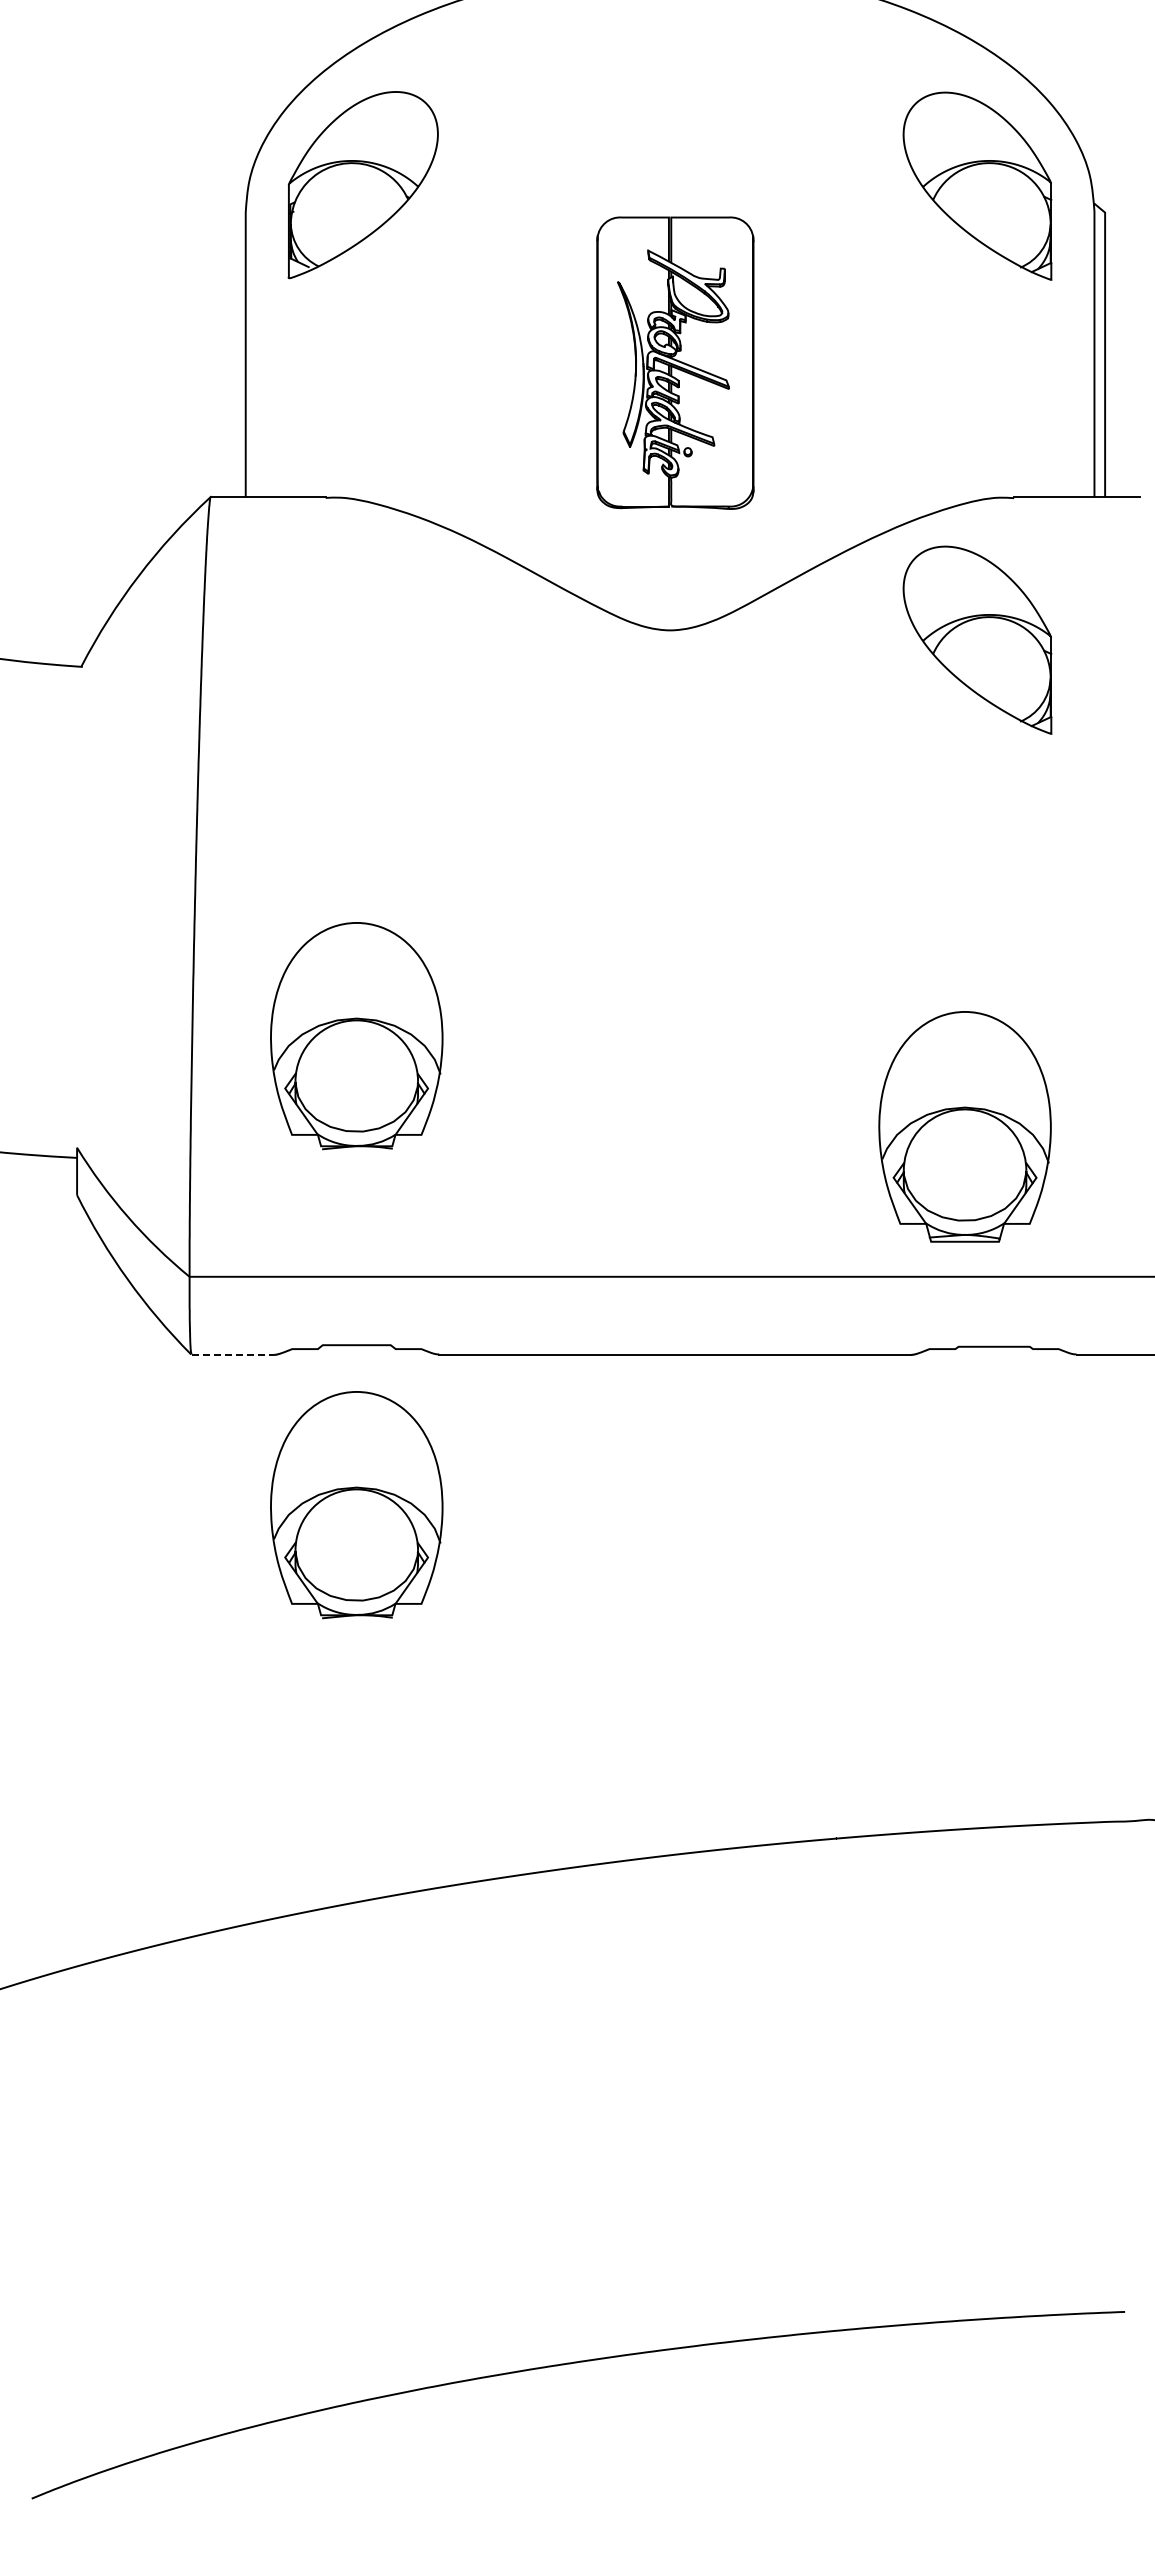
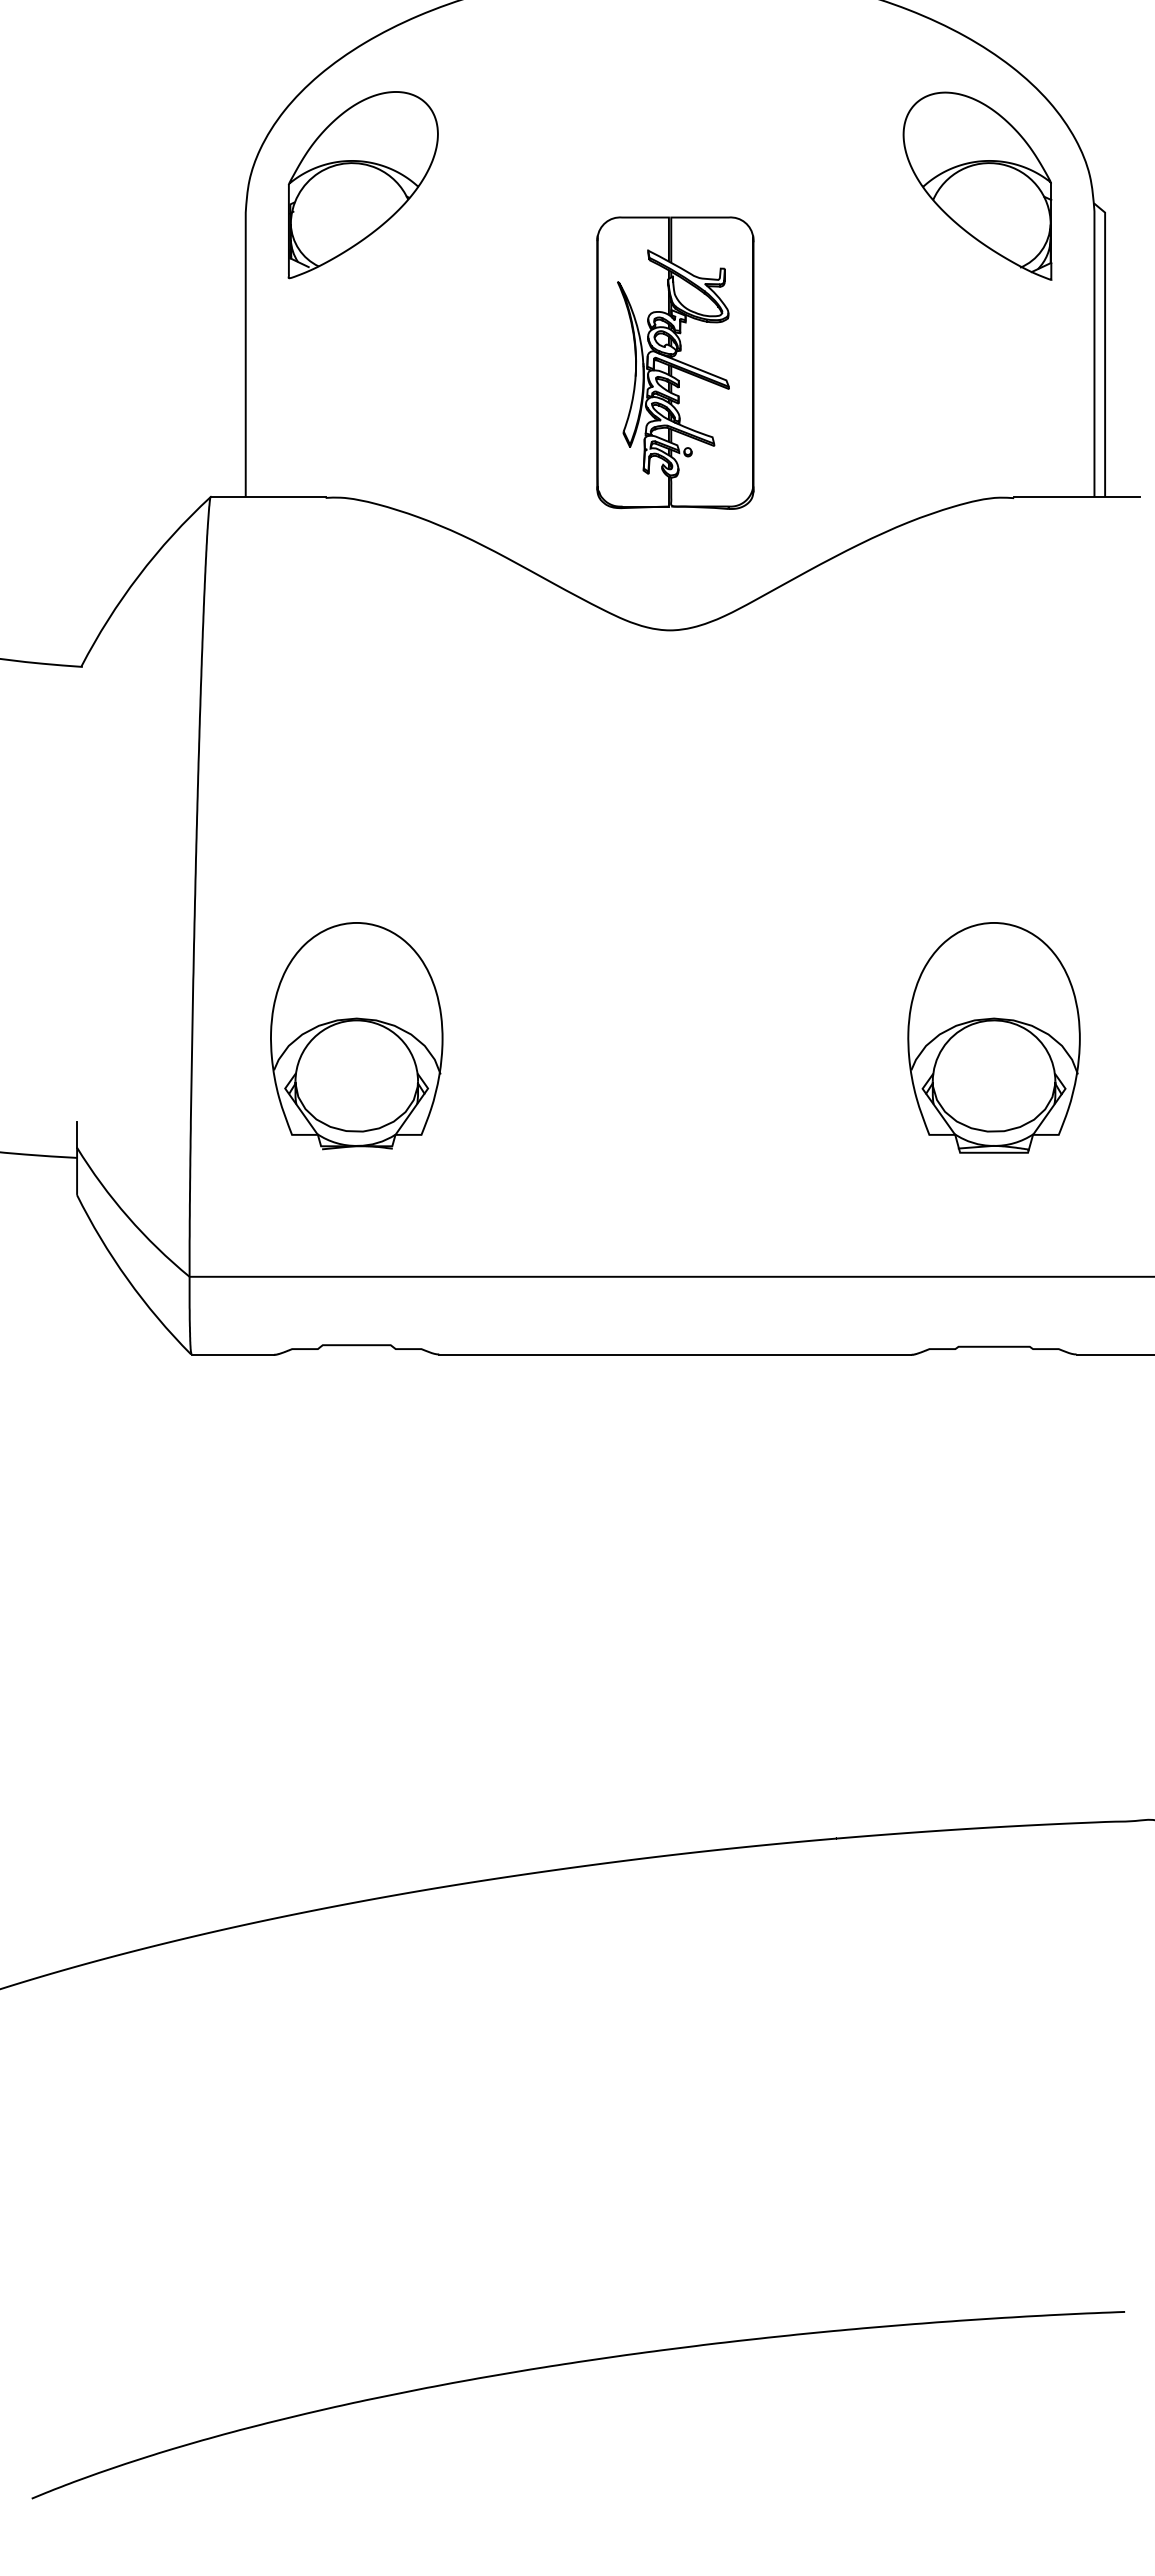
part: present -> none (977, 639)
part position: (964, 1126) -> (993, 1037) (993, 1037)
line: none -> present (77, 1134)
line: dashed -> solid (233, 1354)
part: present -> none (356, 1505)
